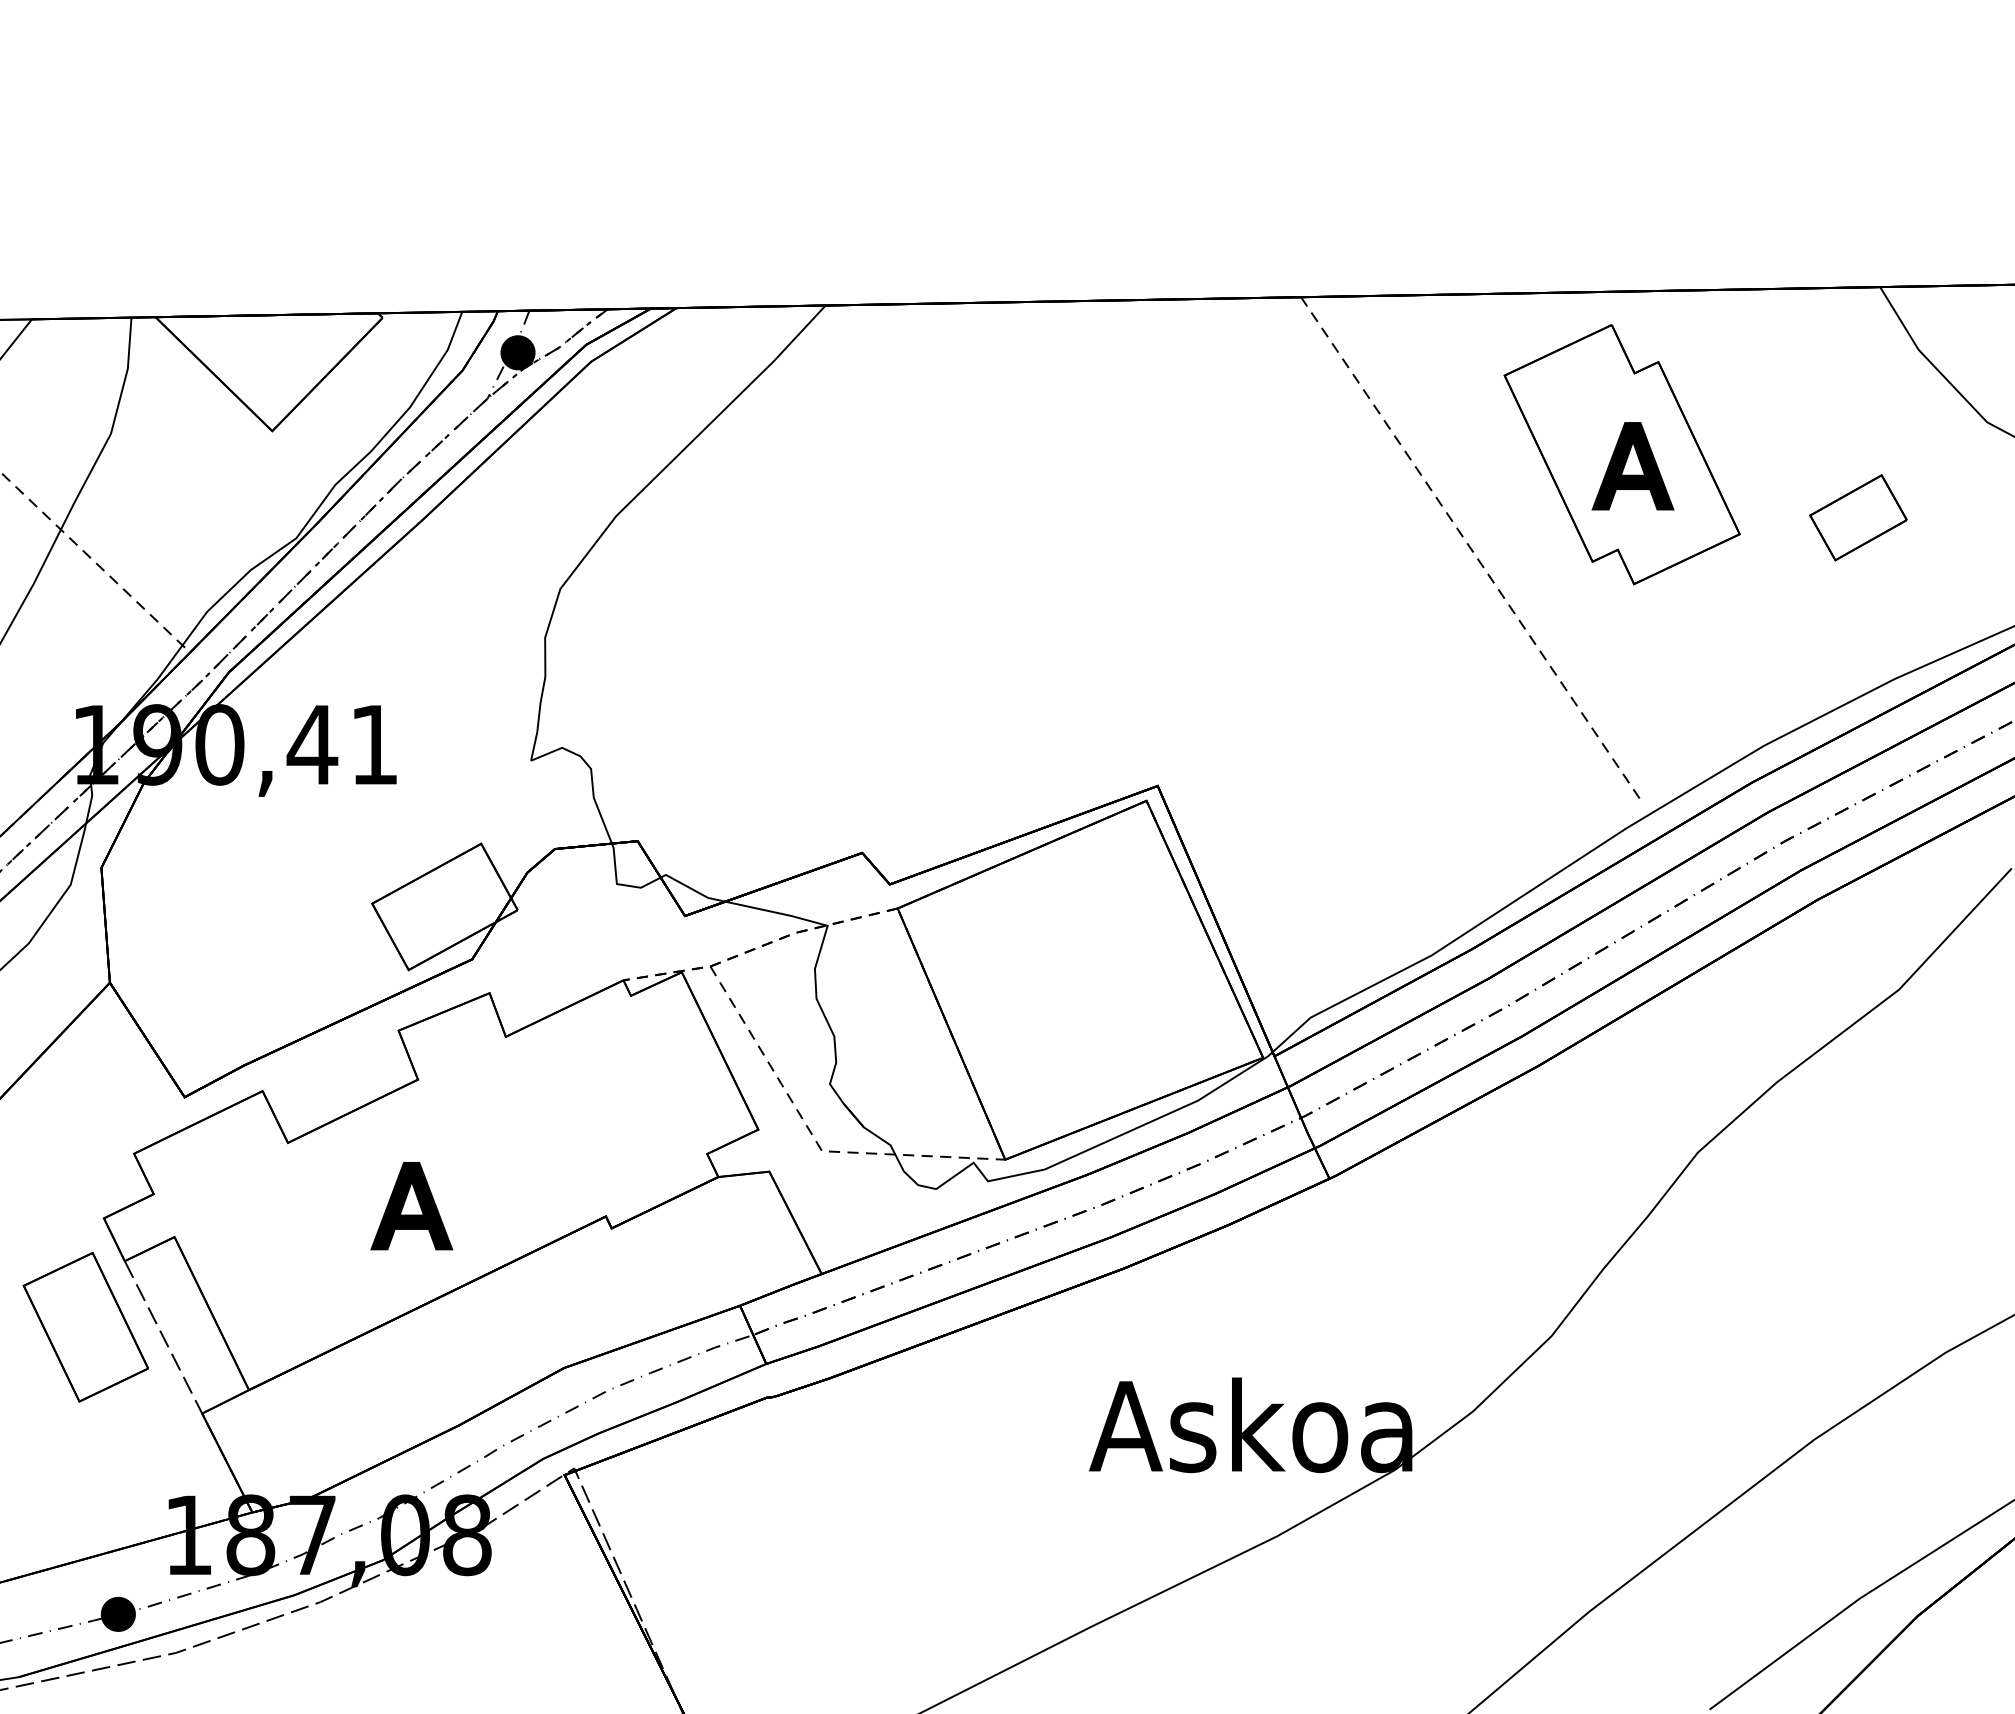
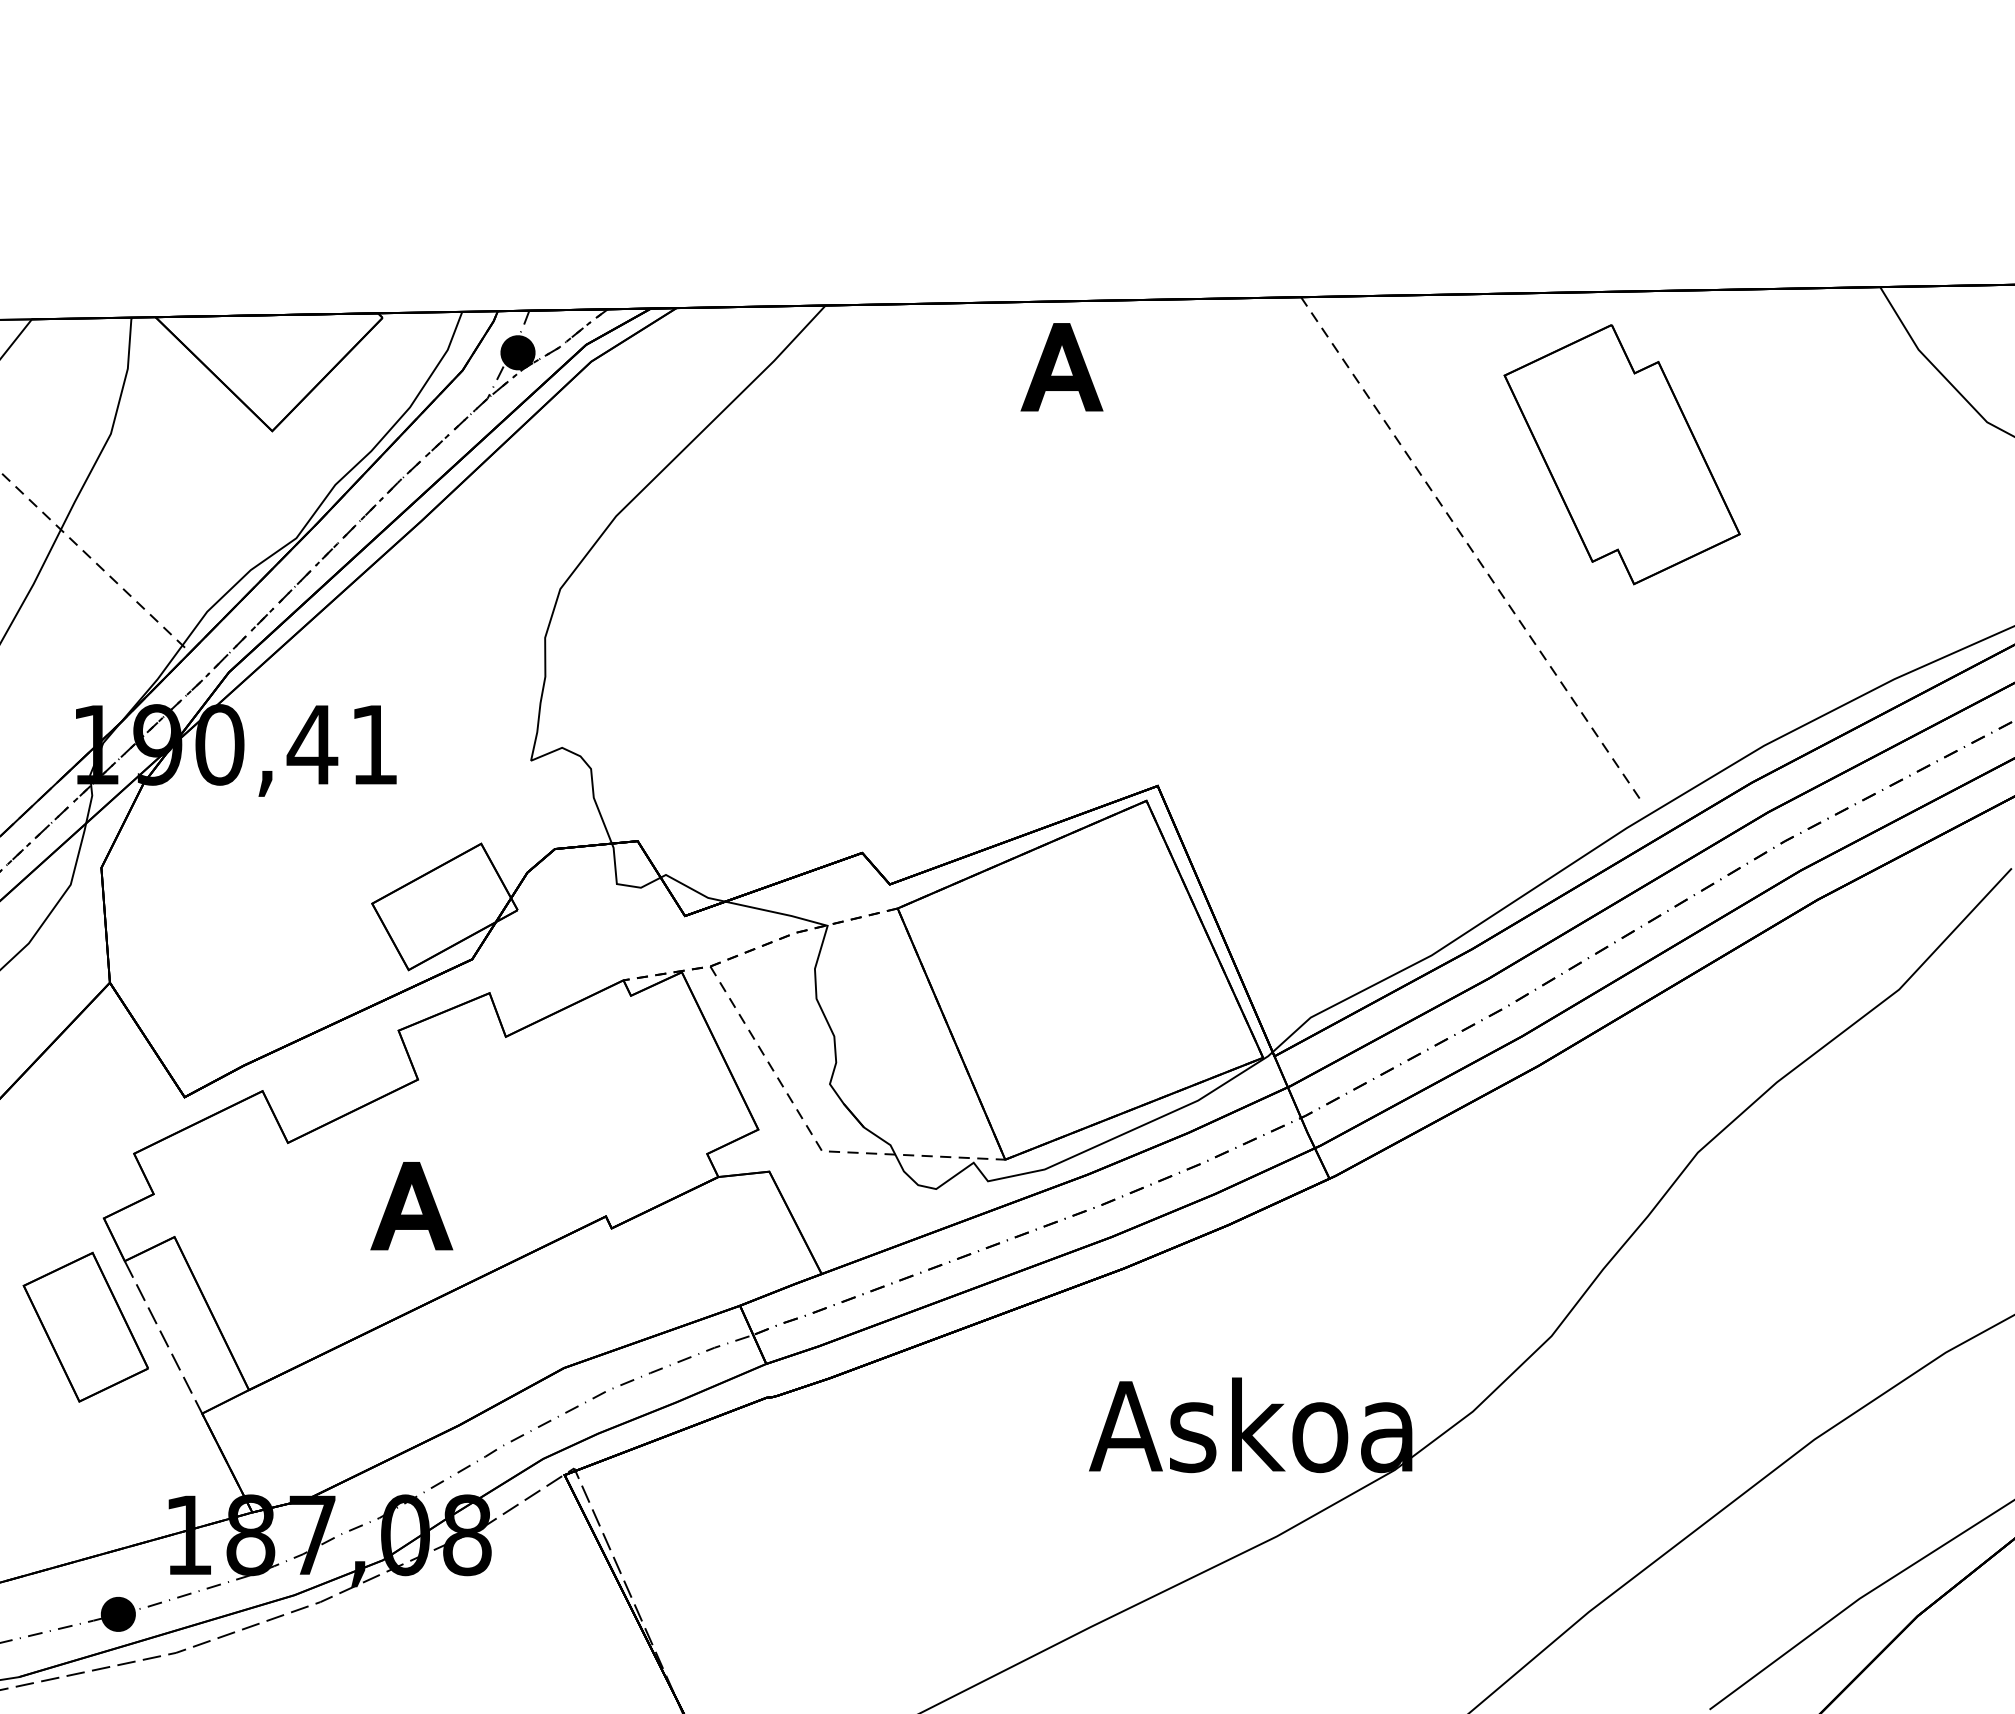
part position: (1632, 466) -> (1061, 367) (1061, 367)
part: present -> none (1858, 517)
